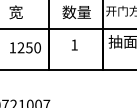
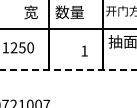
text position: (76, 11) -> (69, 11) (69, 11)
text position: (15, 12) -> (30, 12) (30, 12)
text position: (74, 44) -> (84, 50) (84, 50)
text position: (25, 47) -> (18, 47) (18, 47)
line: solid -> dashed (68, 69)
